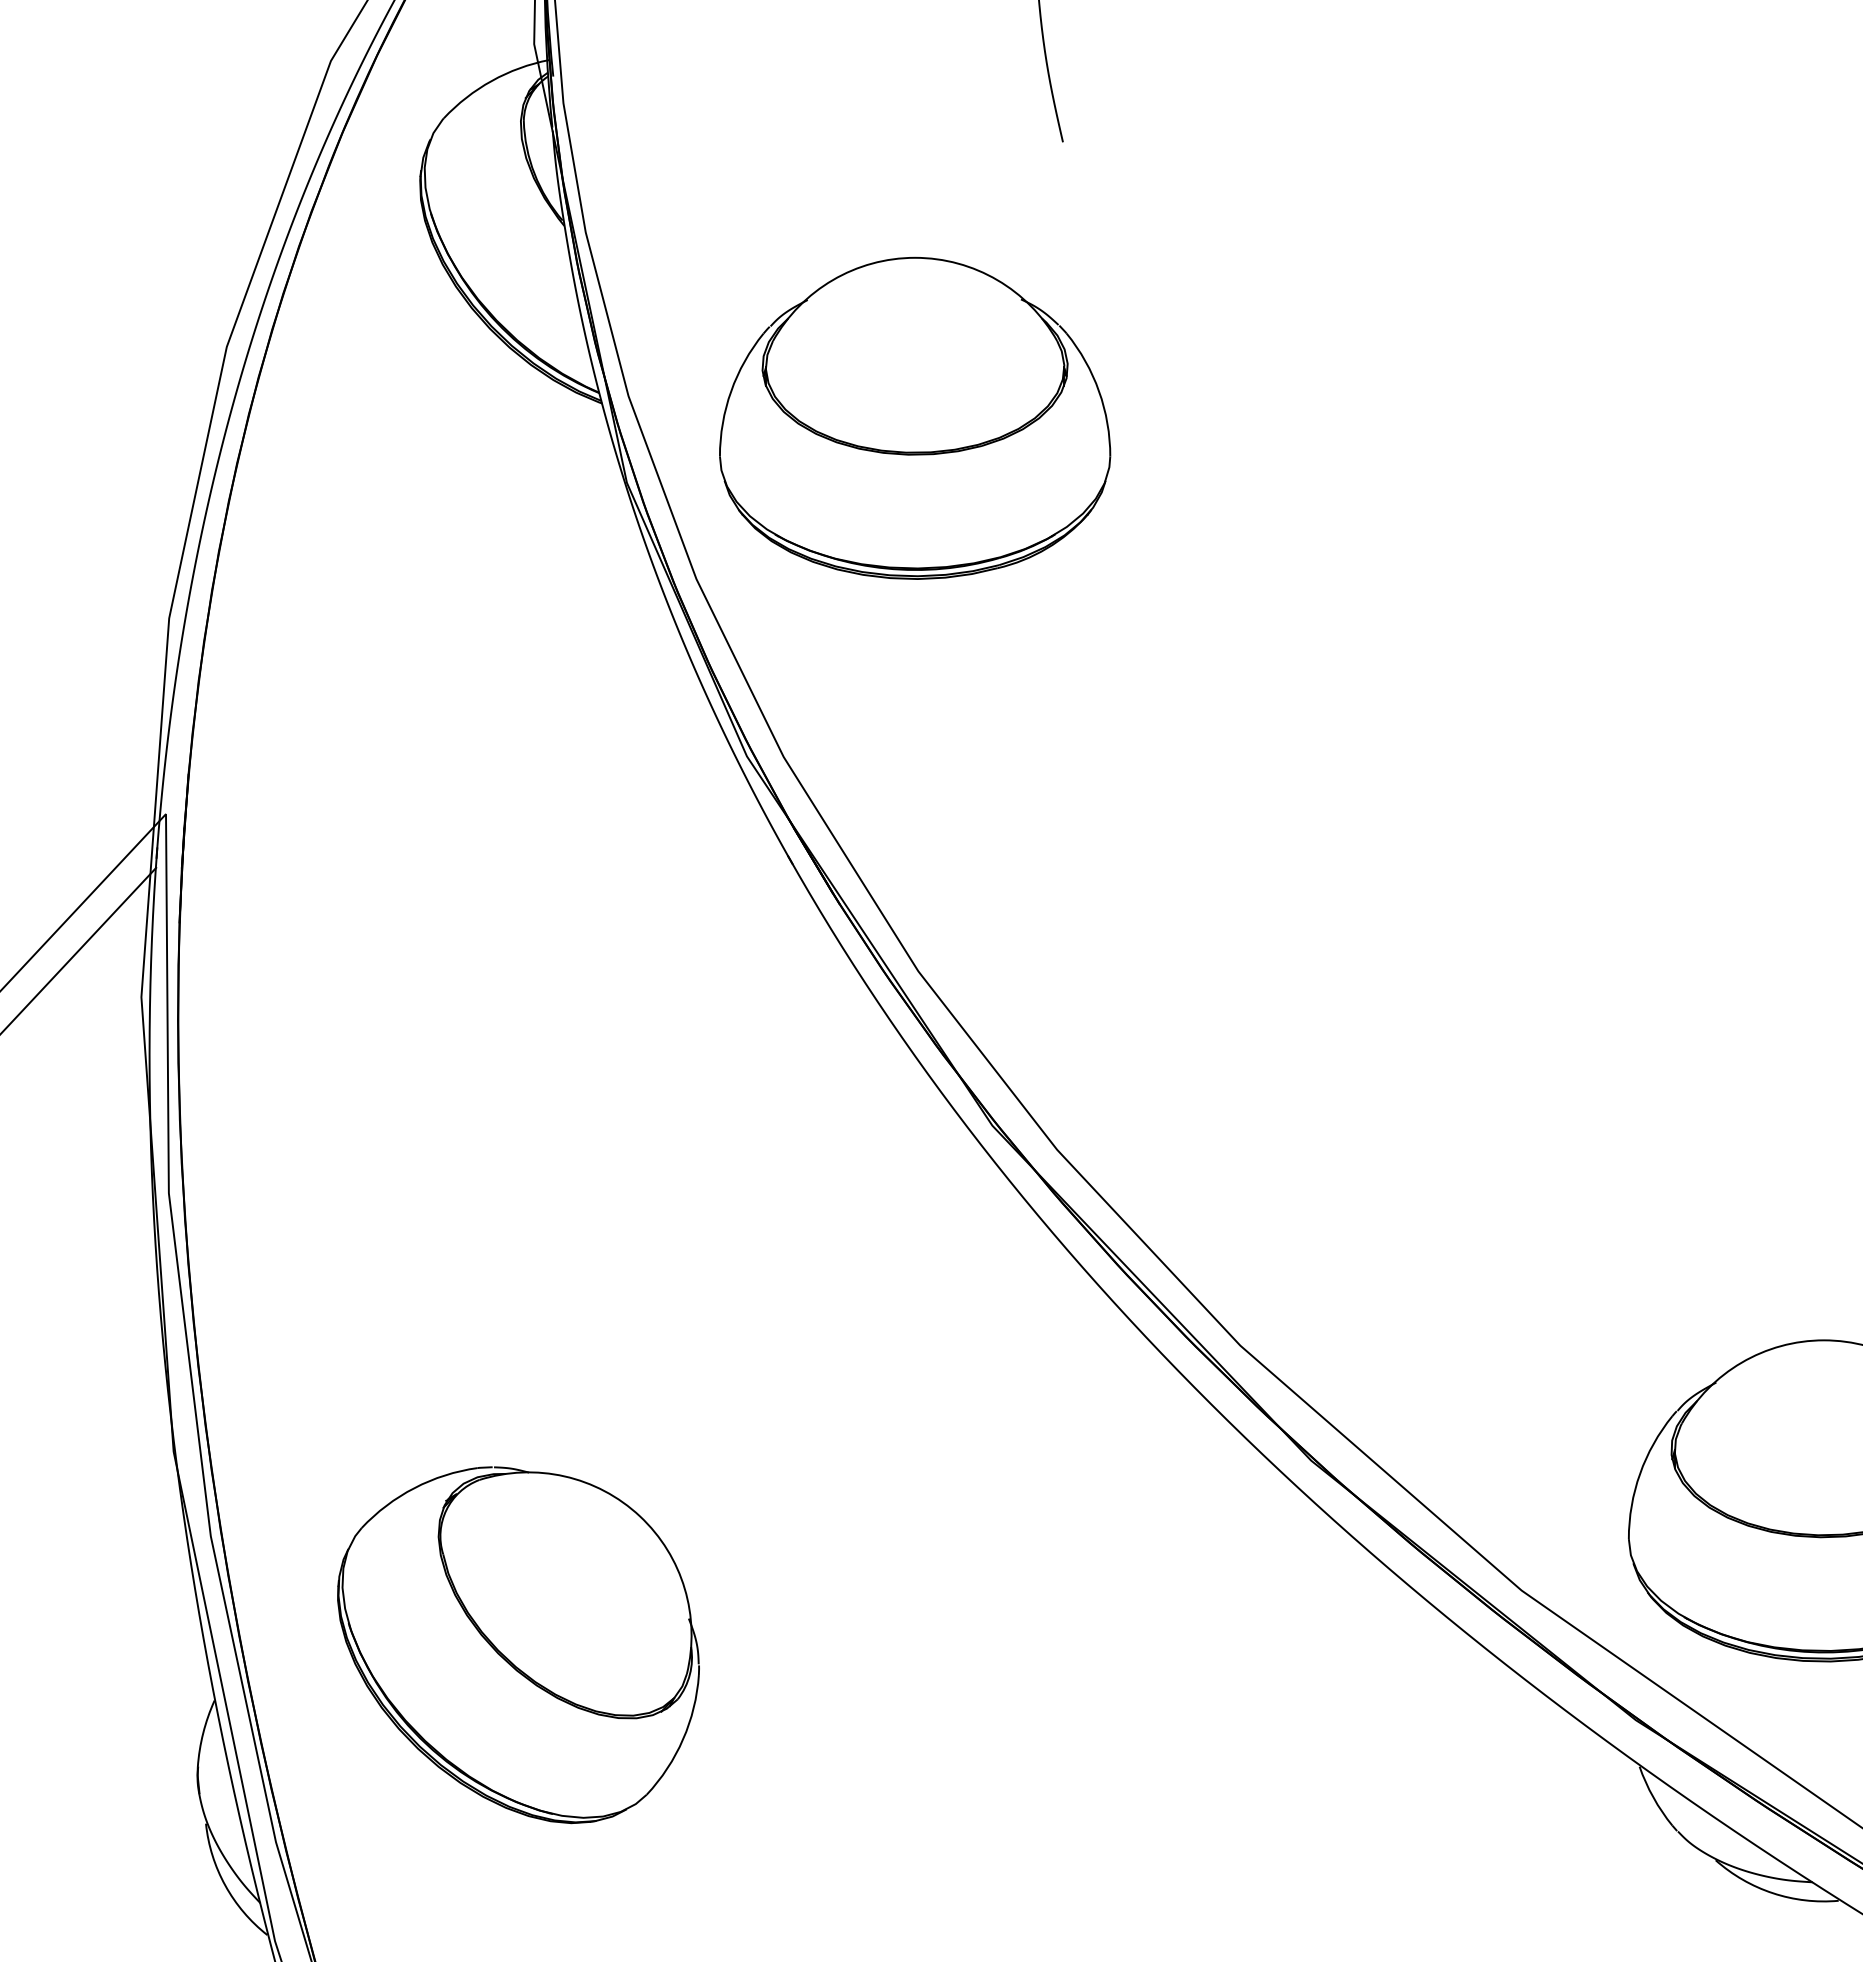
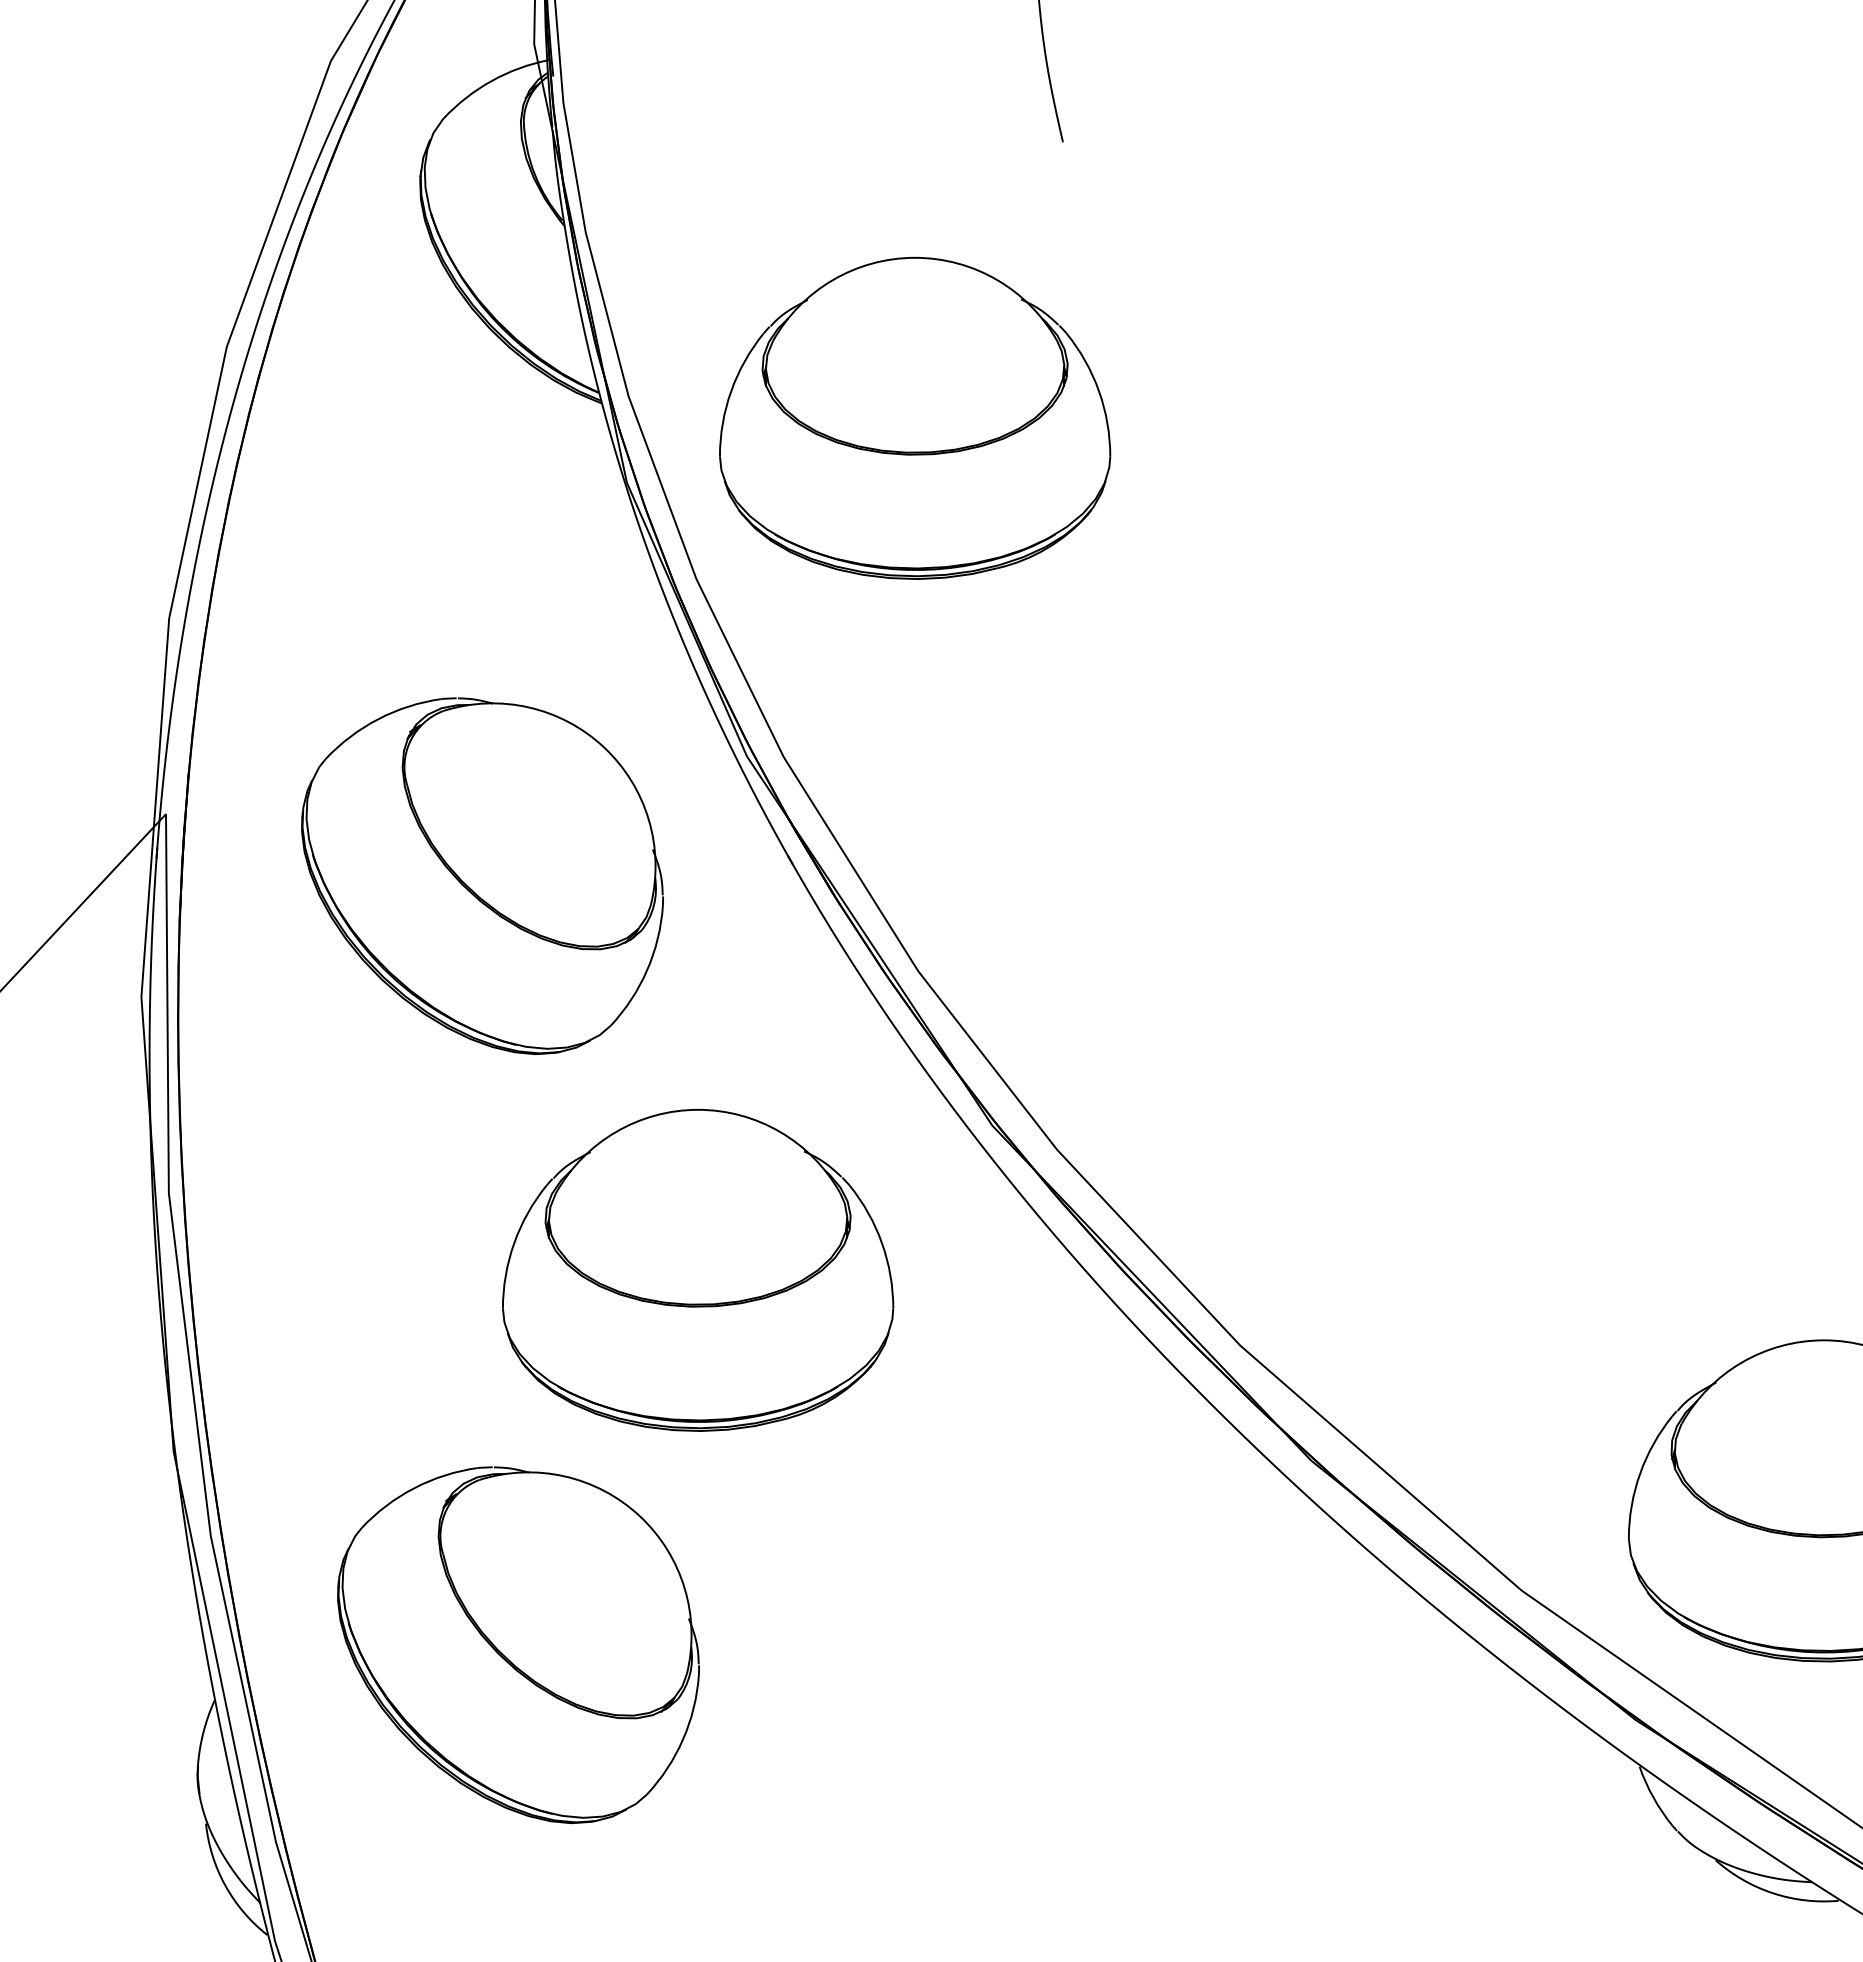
part: none -> present (482, 876)
line: present -> none (79, 949)
part: none -> present (698, 1269)
